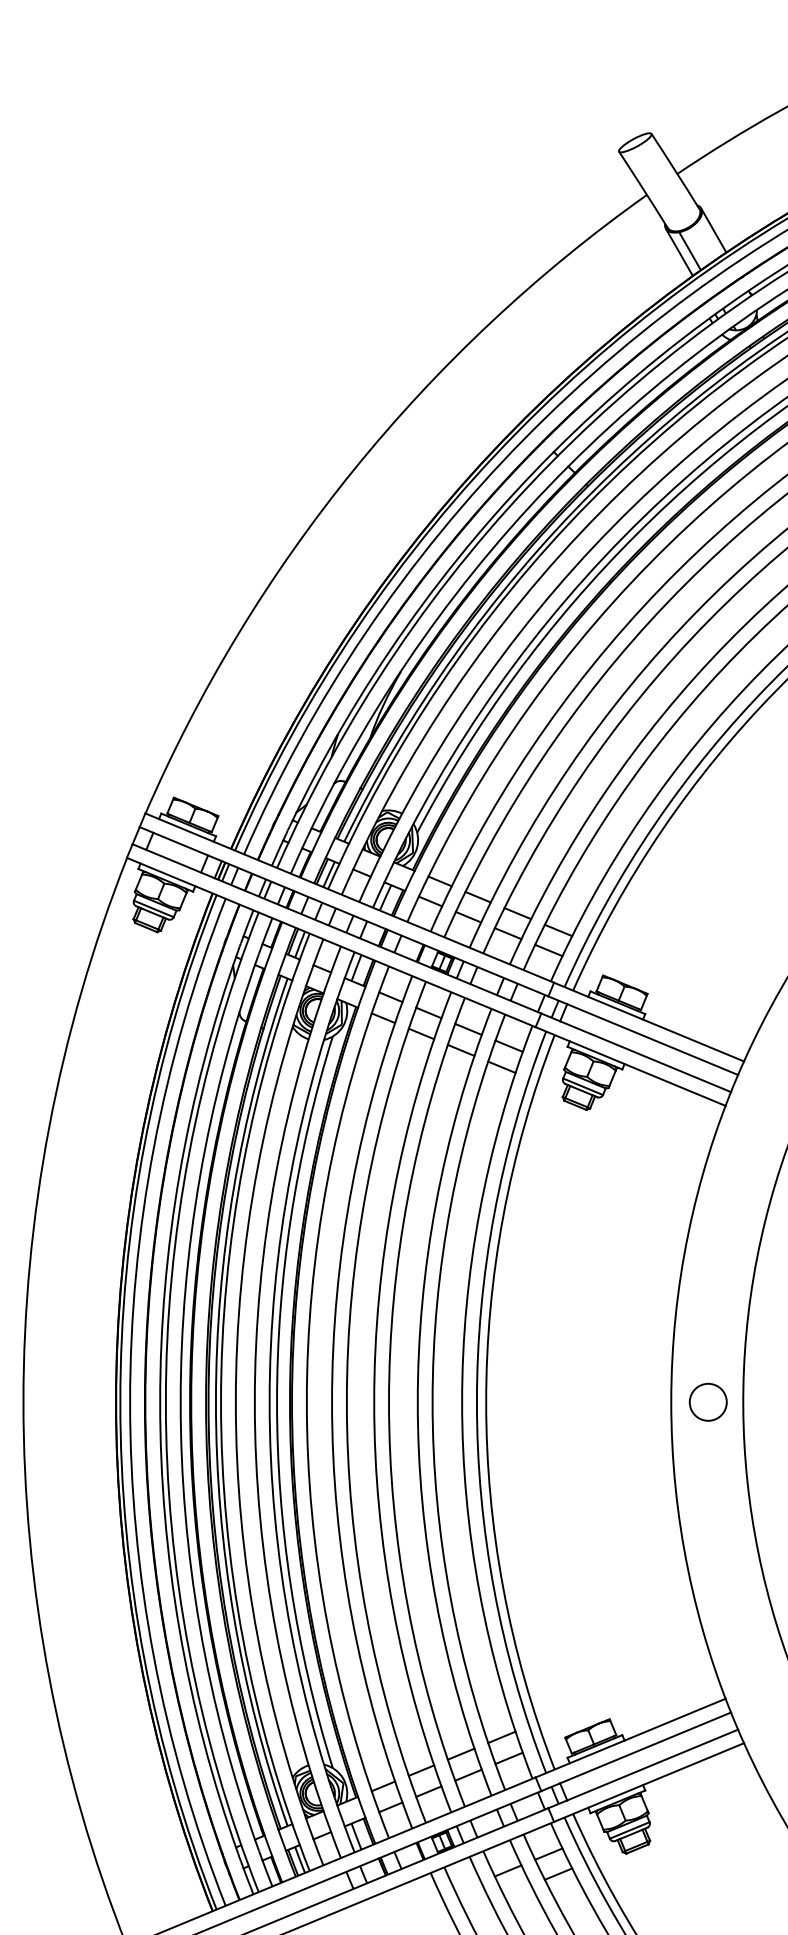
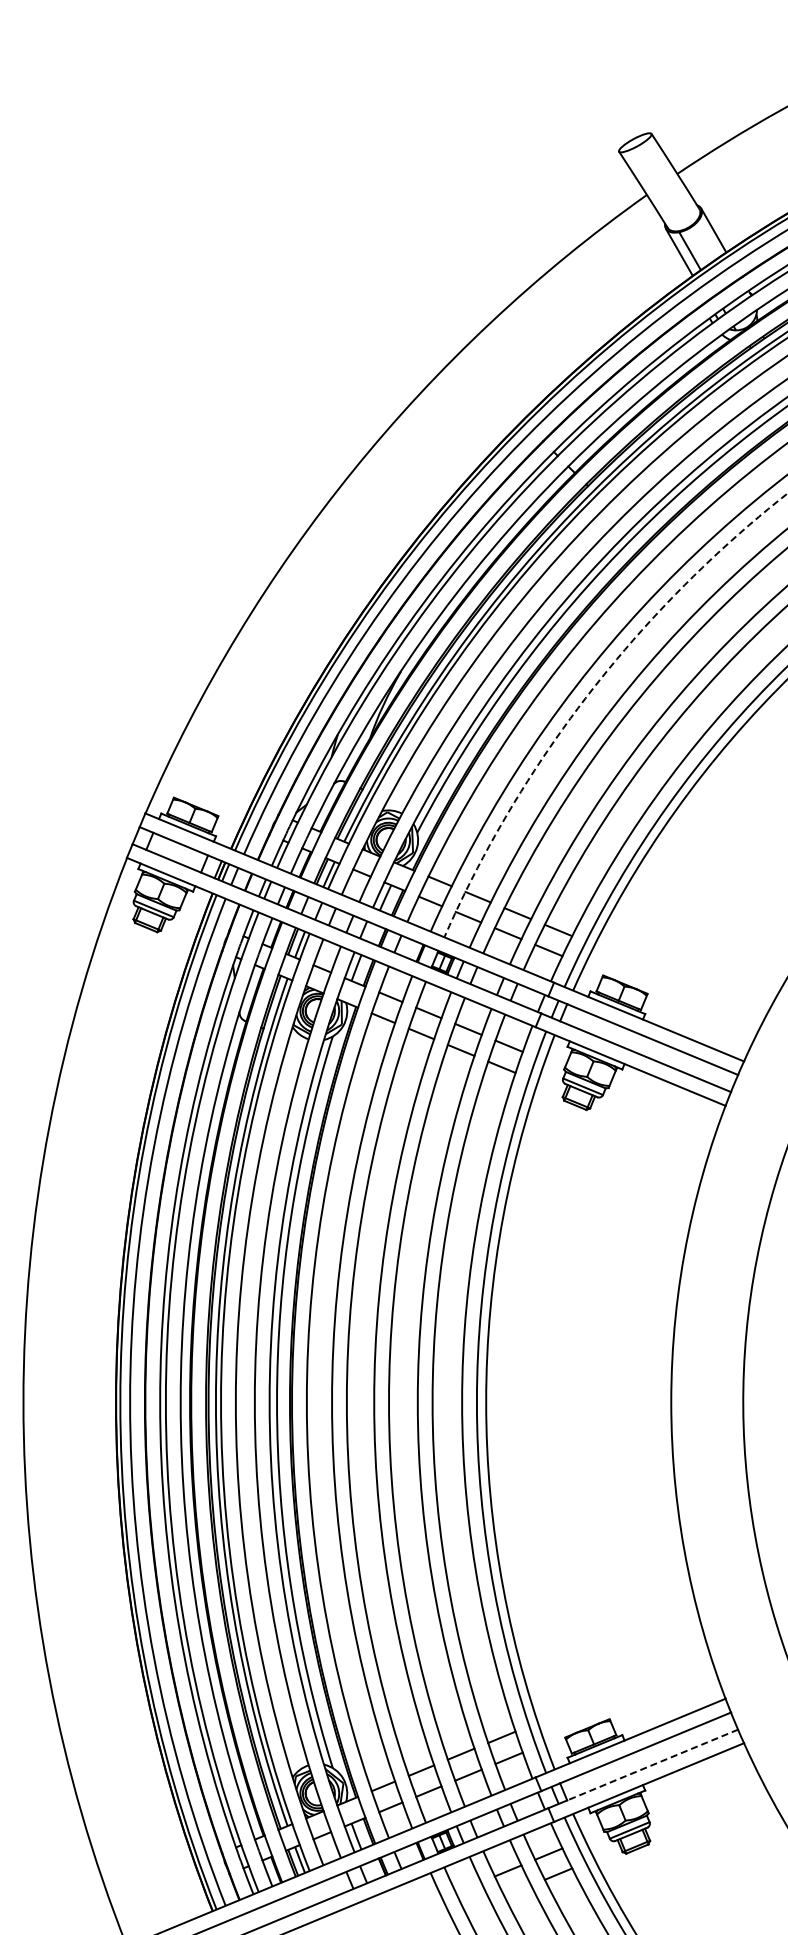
arc: solid -> dashed (589, 693)
circle: present -> none (707, 1401)
line: solid -> dashed (652, 1765)
